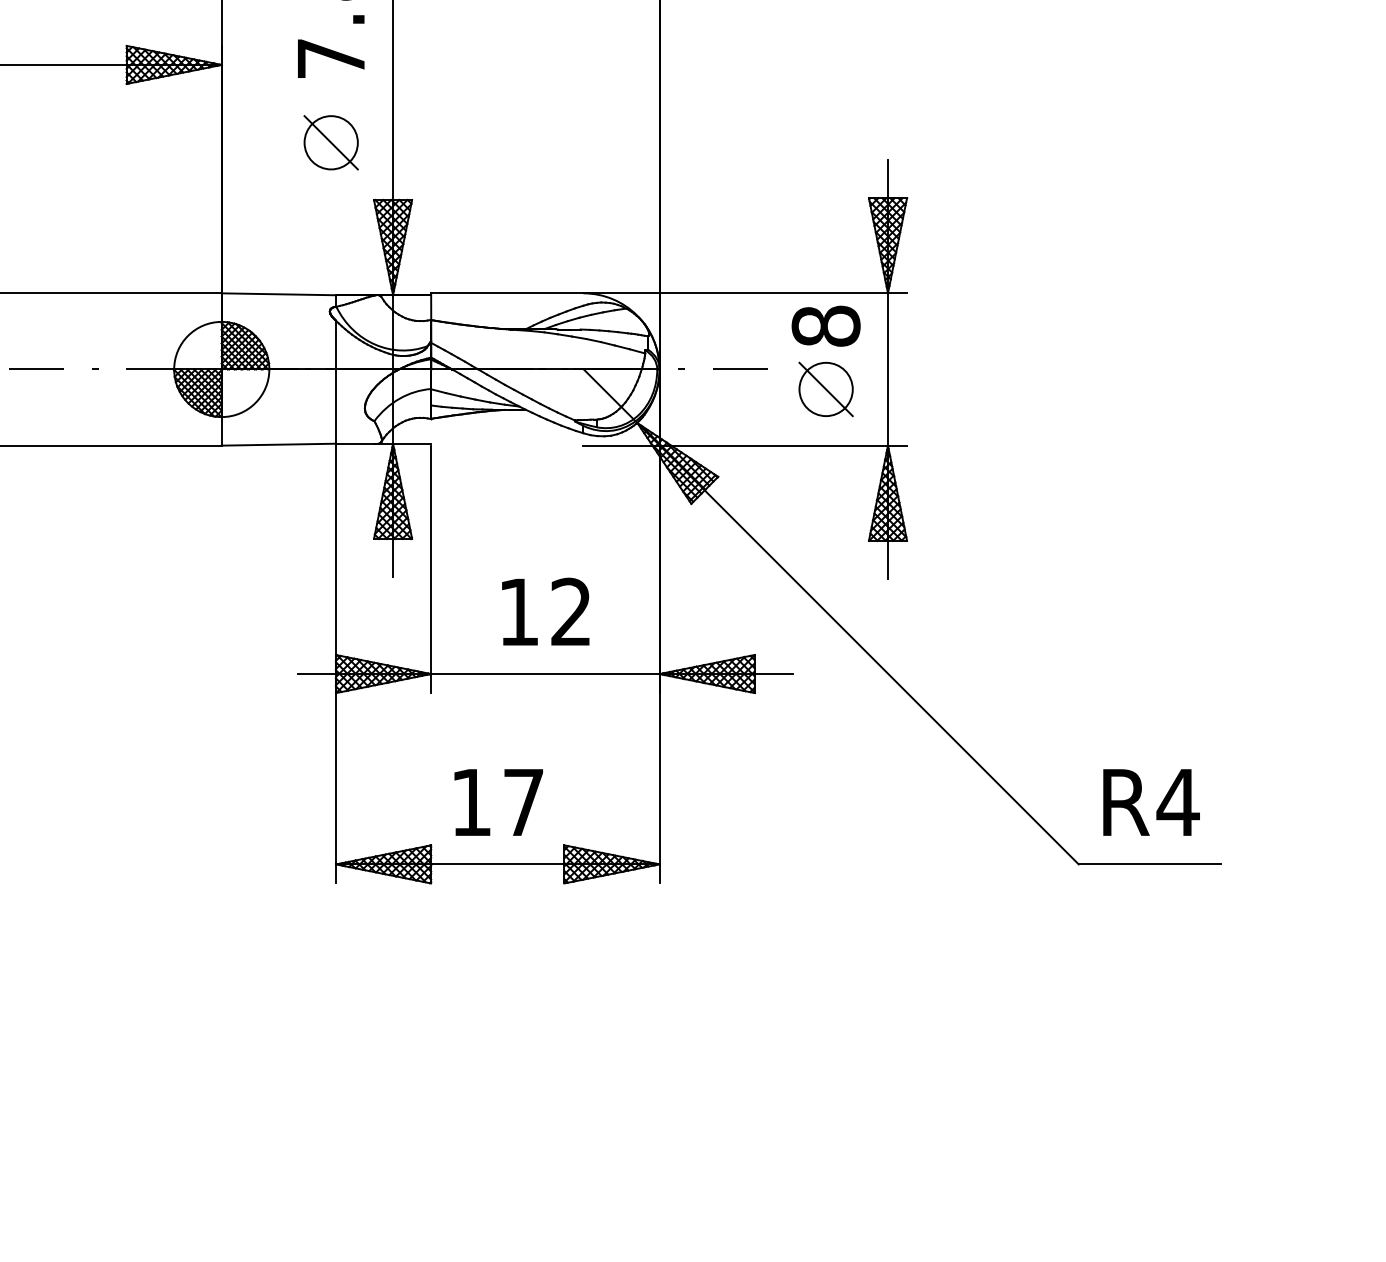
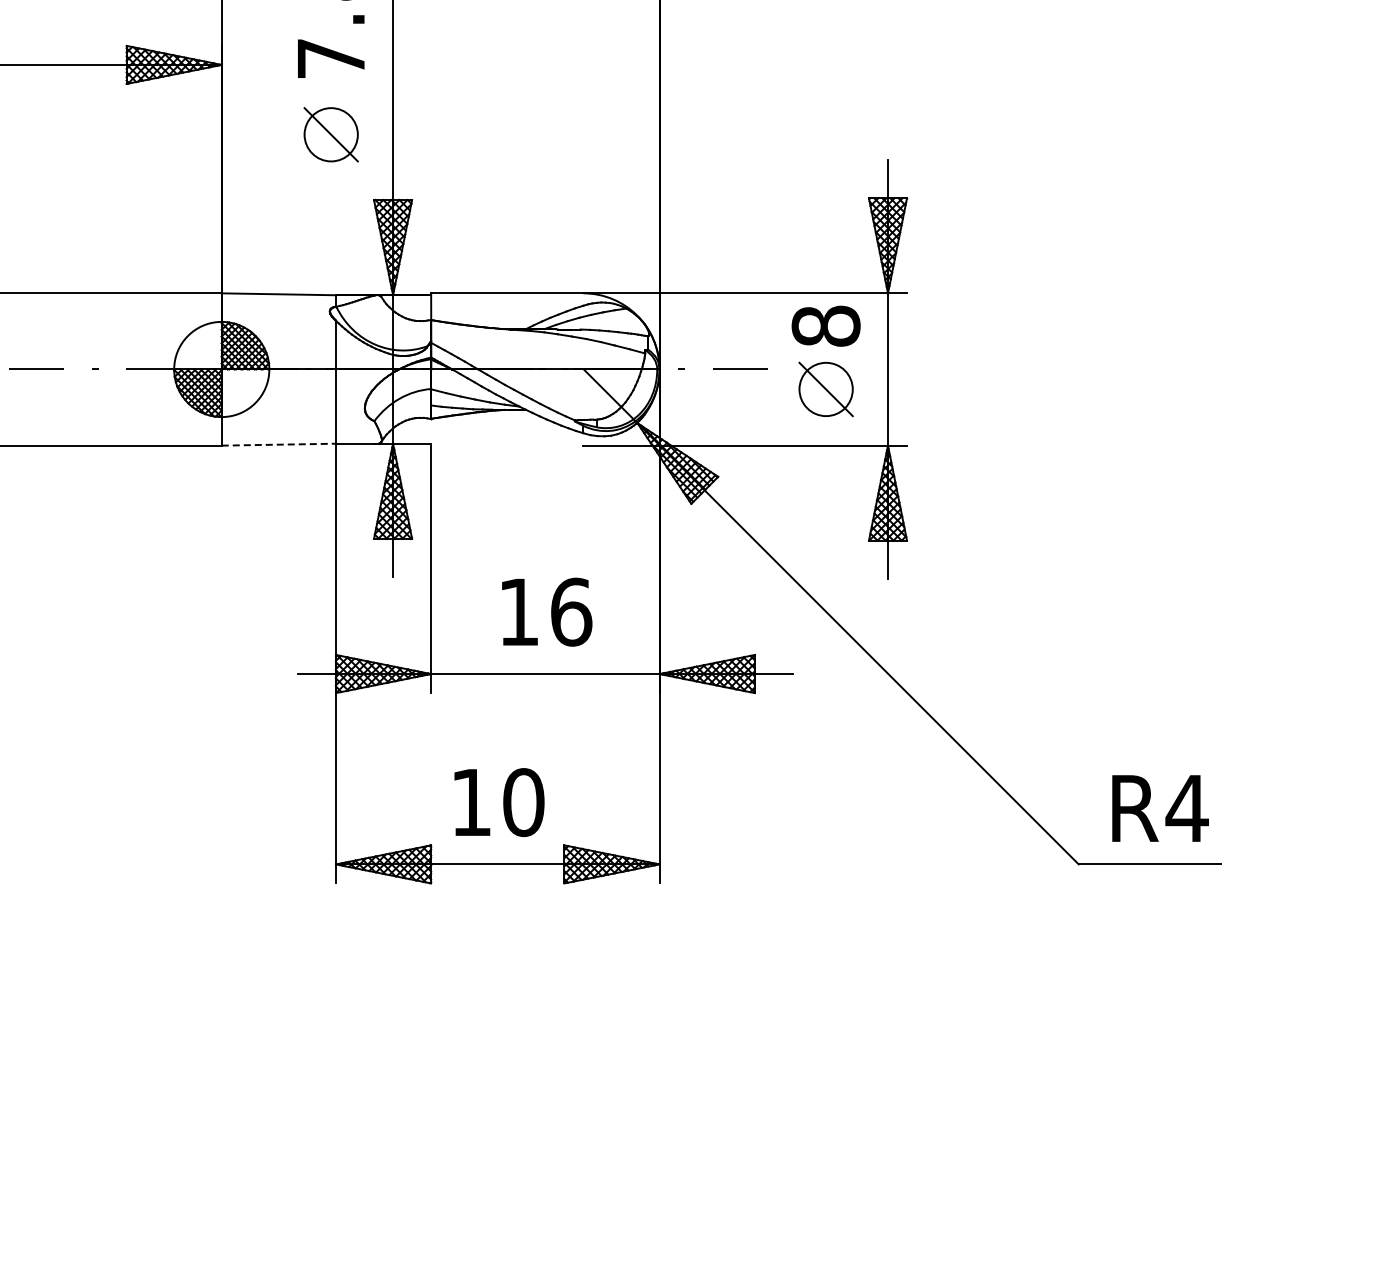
part position: (330, 142) -> (330, 134) (330, 134)
line: solid -> dashed (279, 444)
text: 12 -> 16 (571, 611)
text: 17 -> 10 (523, 802)
text position: (1151, 802) -> (1160, 808) (1160, 808)
